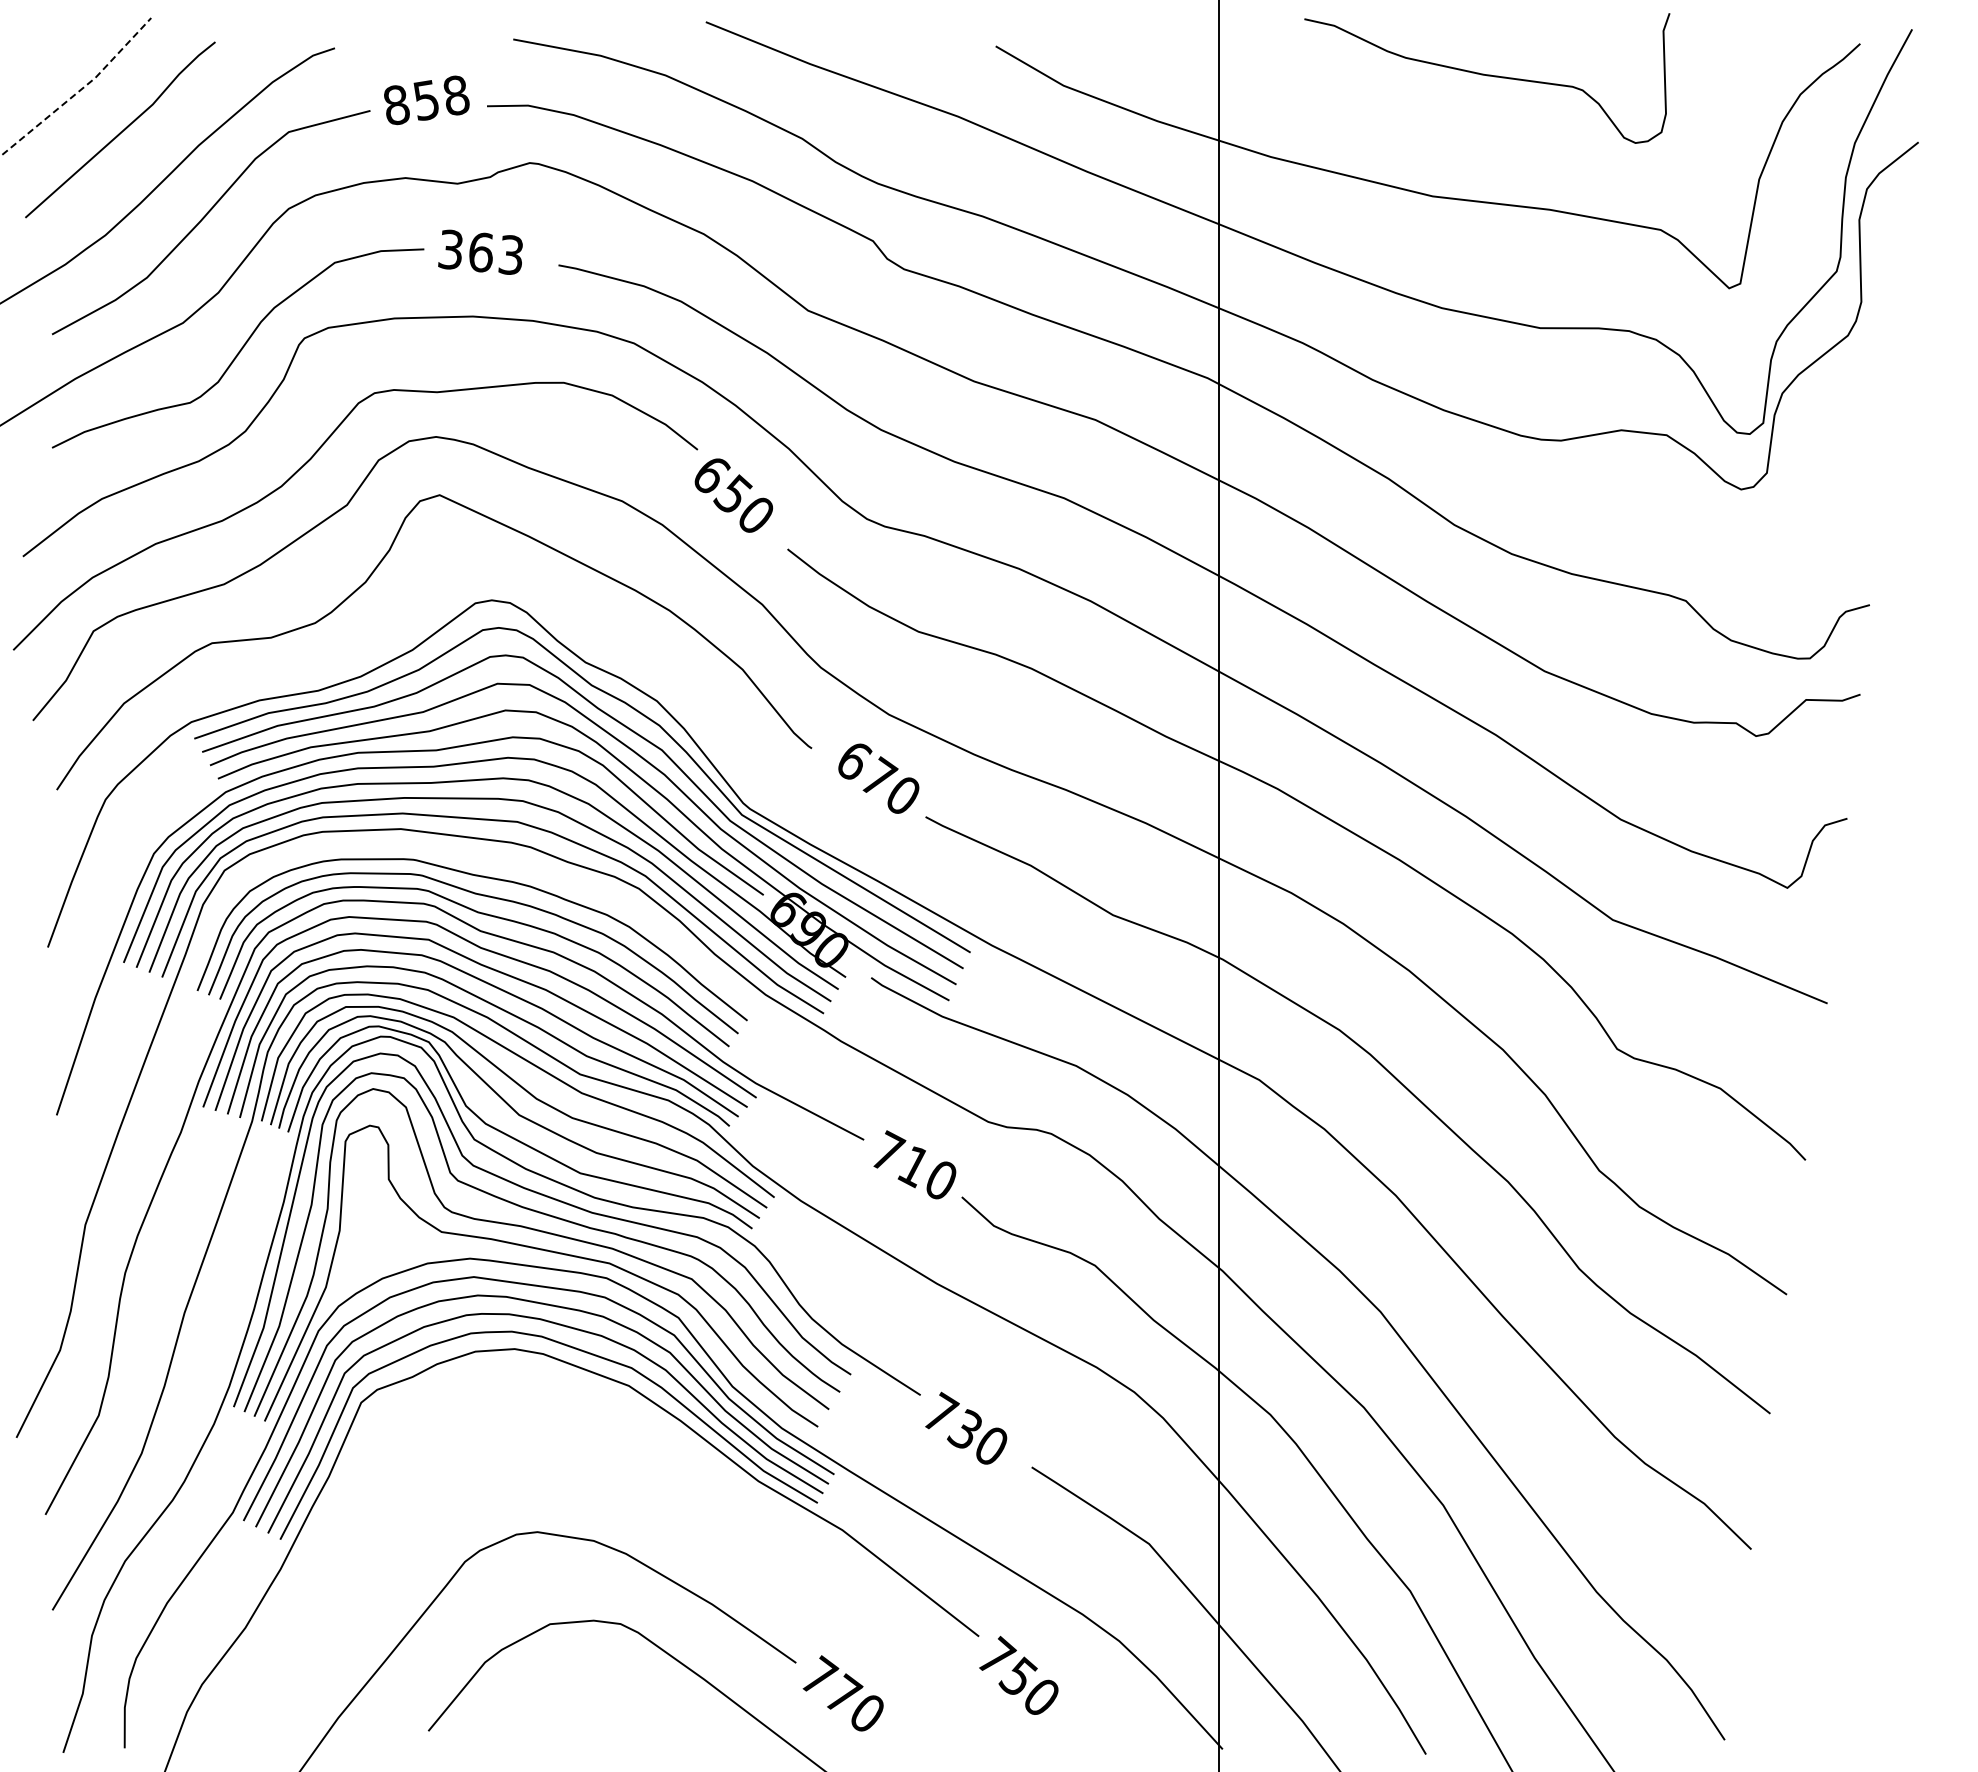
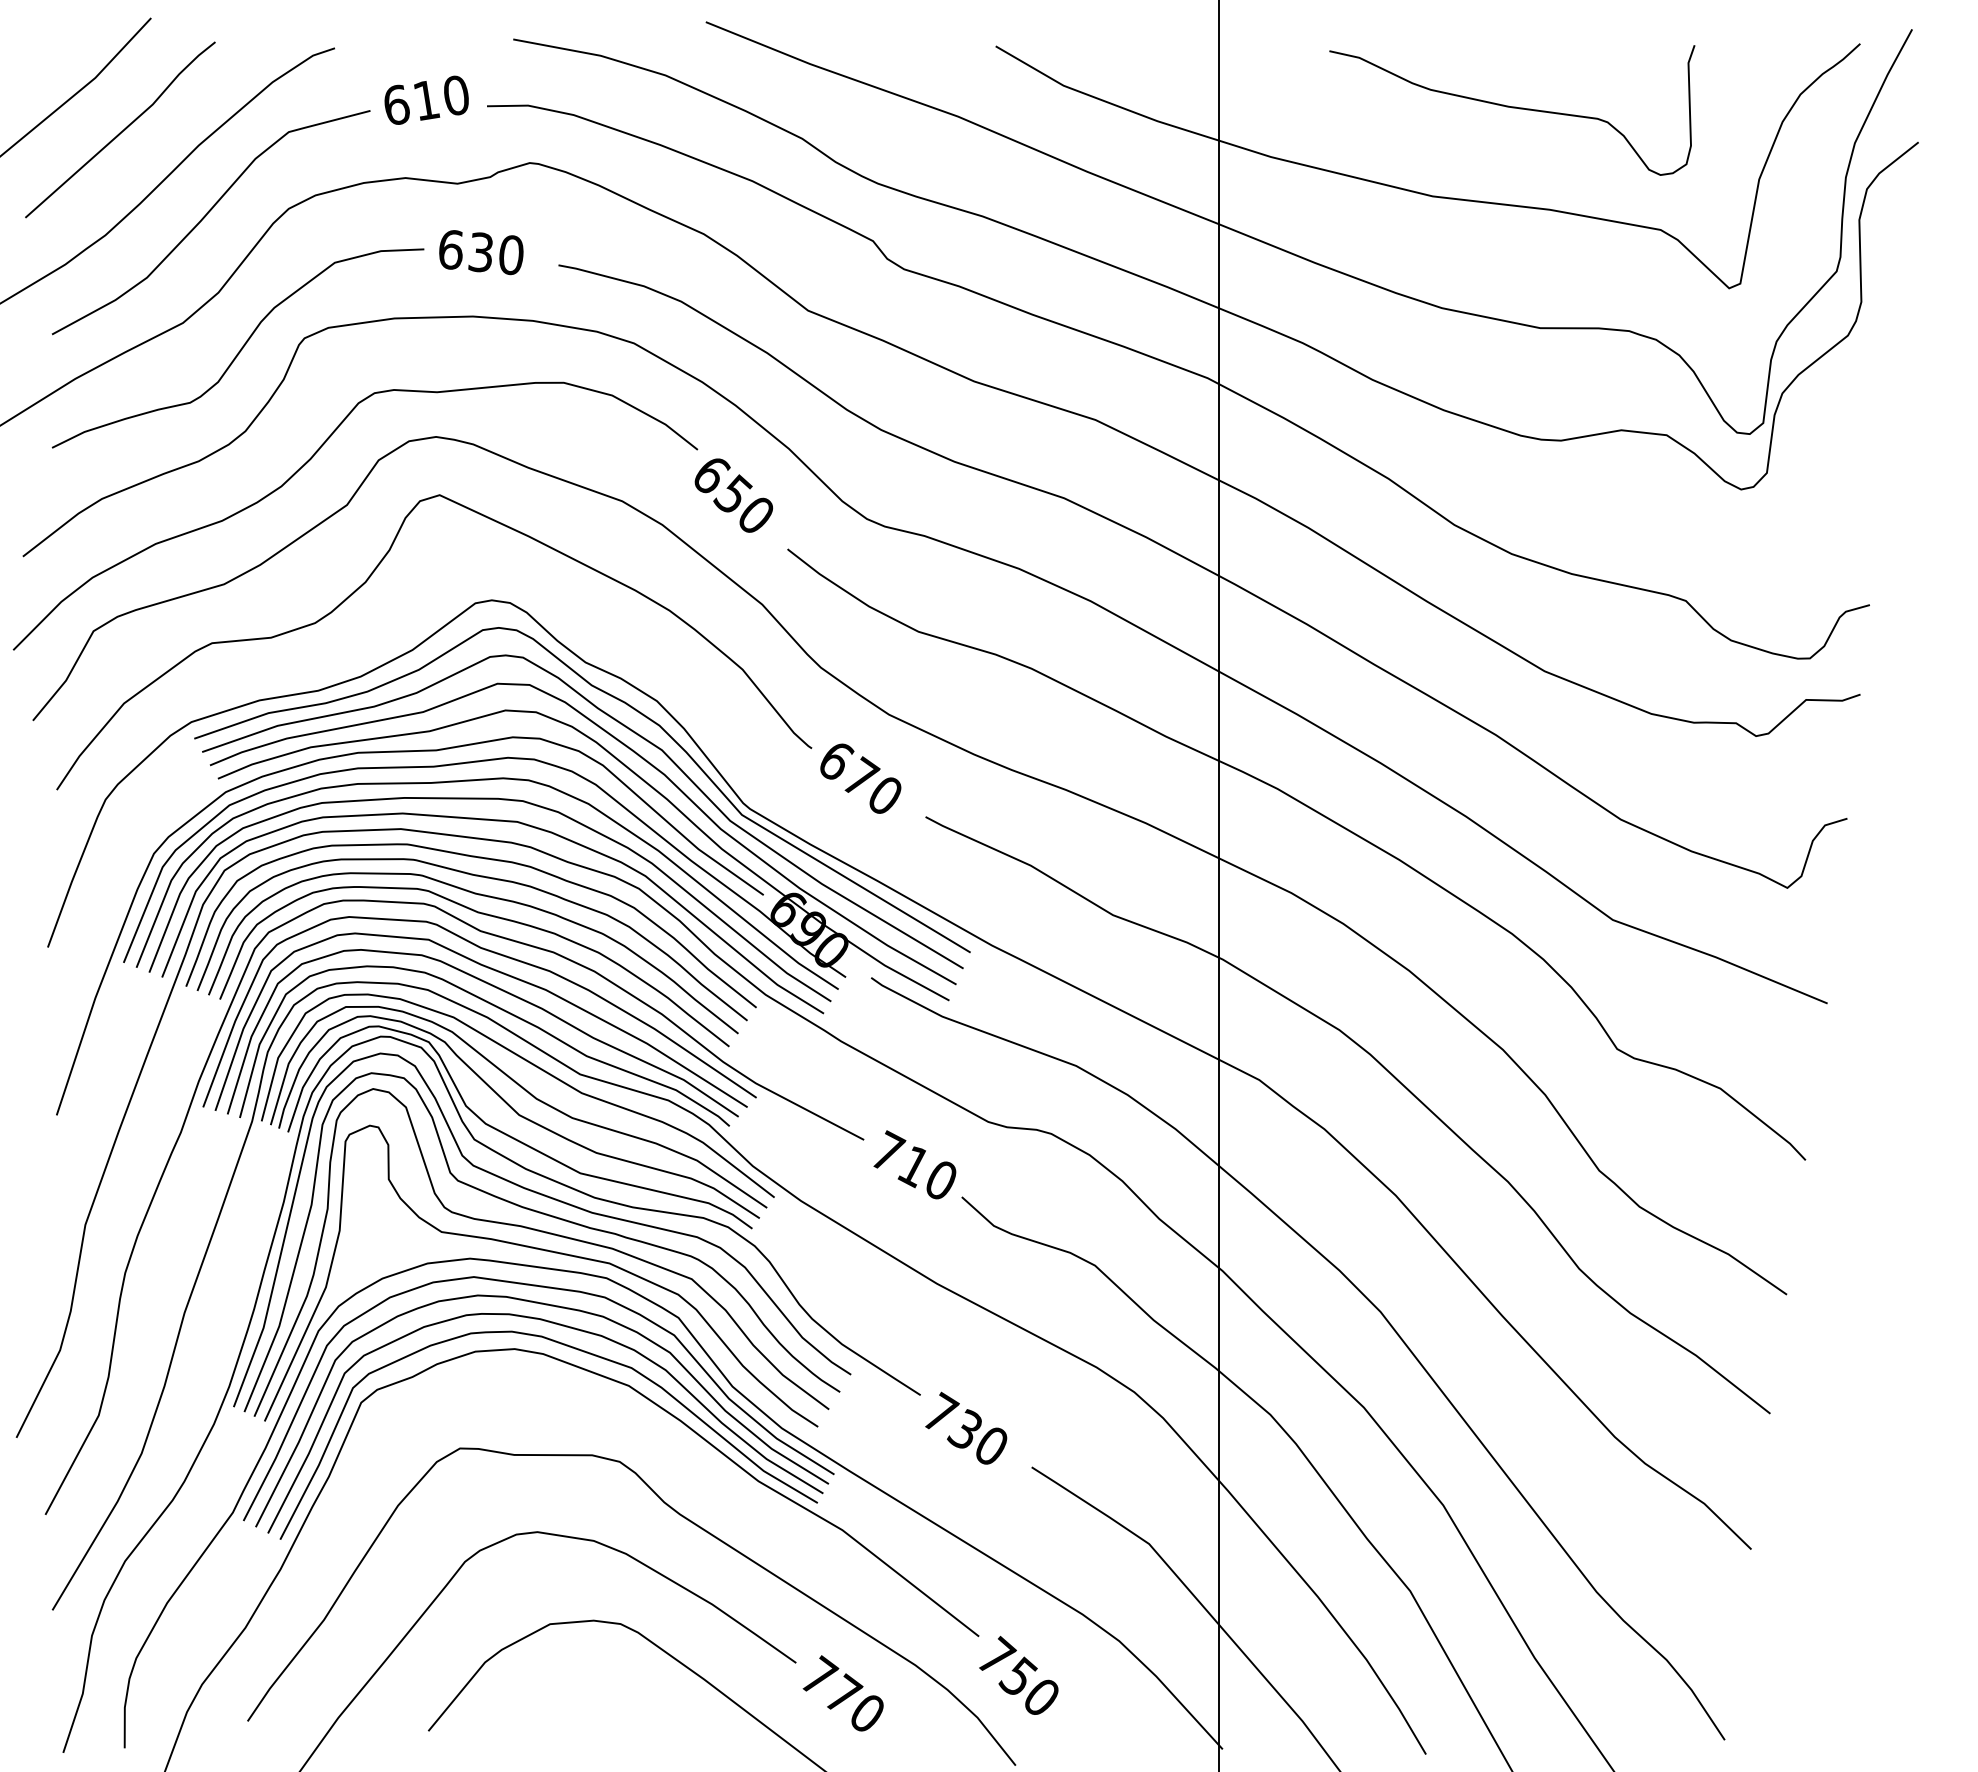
curve position: (1487, 76) -> (1512, 108) (1512, 108)
line: dashed -> solid (80, 90)
text: 858 -> 610 (426, 100)
text: 363 -> 630 (480, 252)
text position: (878, 778) -> (860, 778) (860, 778)
curve: none -> present (484, 859)
curve: none -> present (685, 1519)
